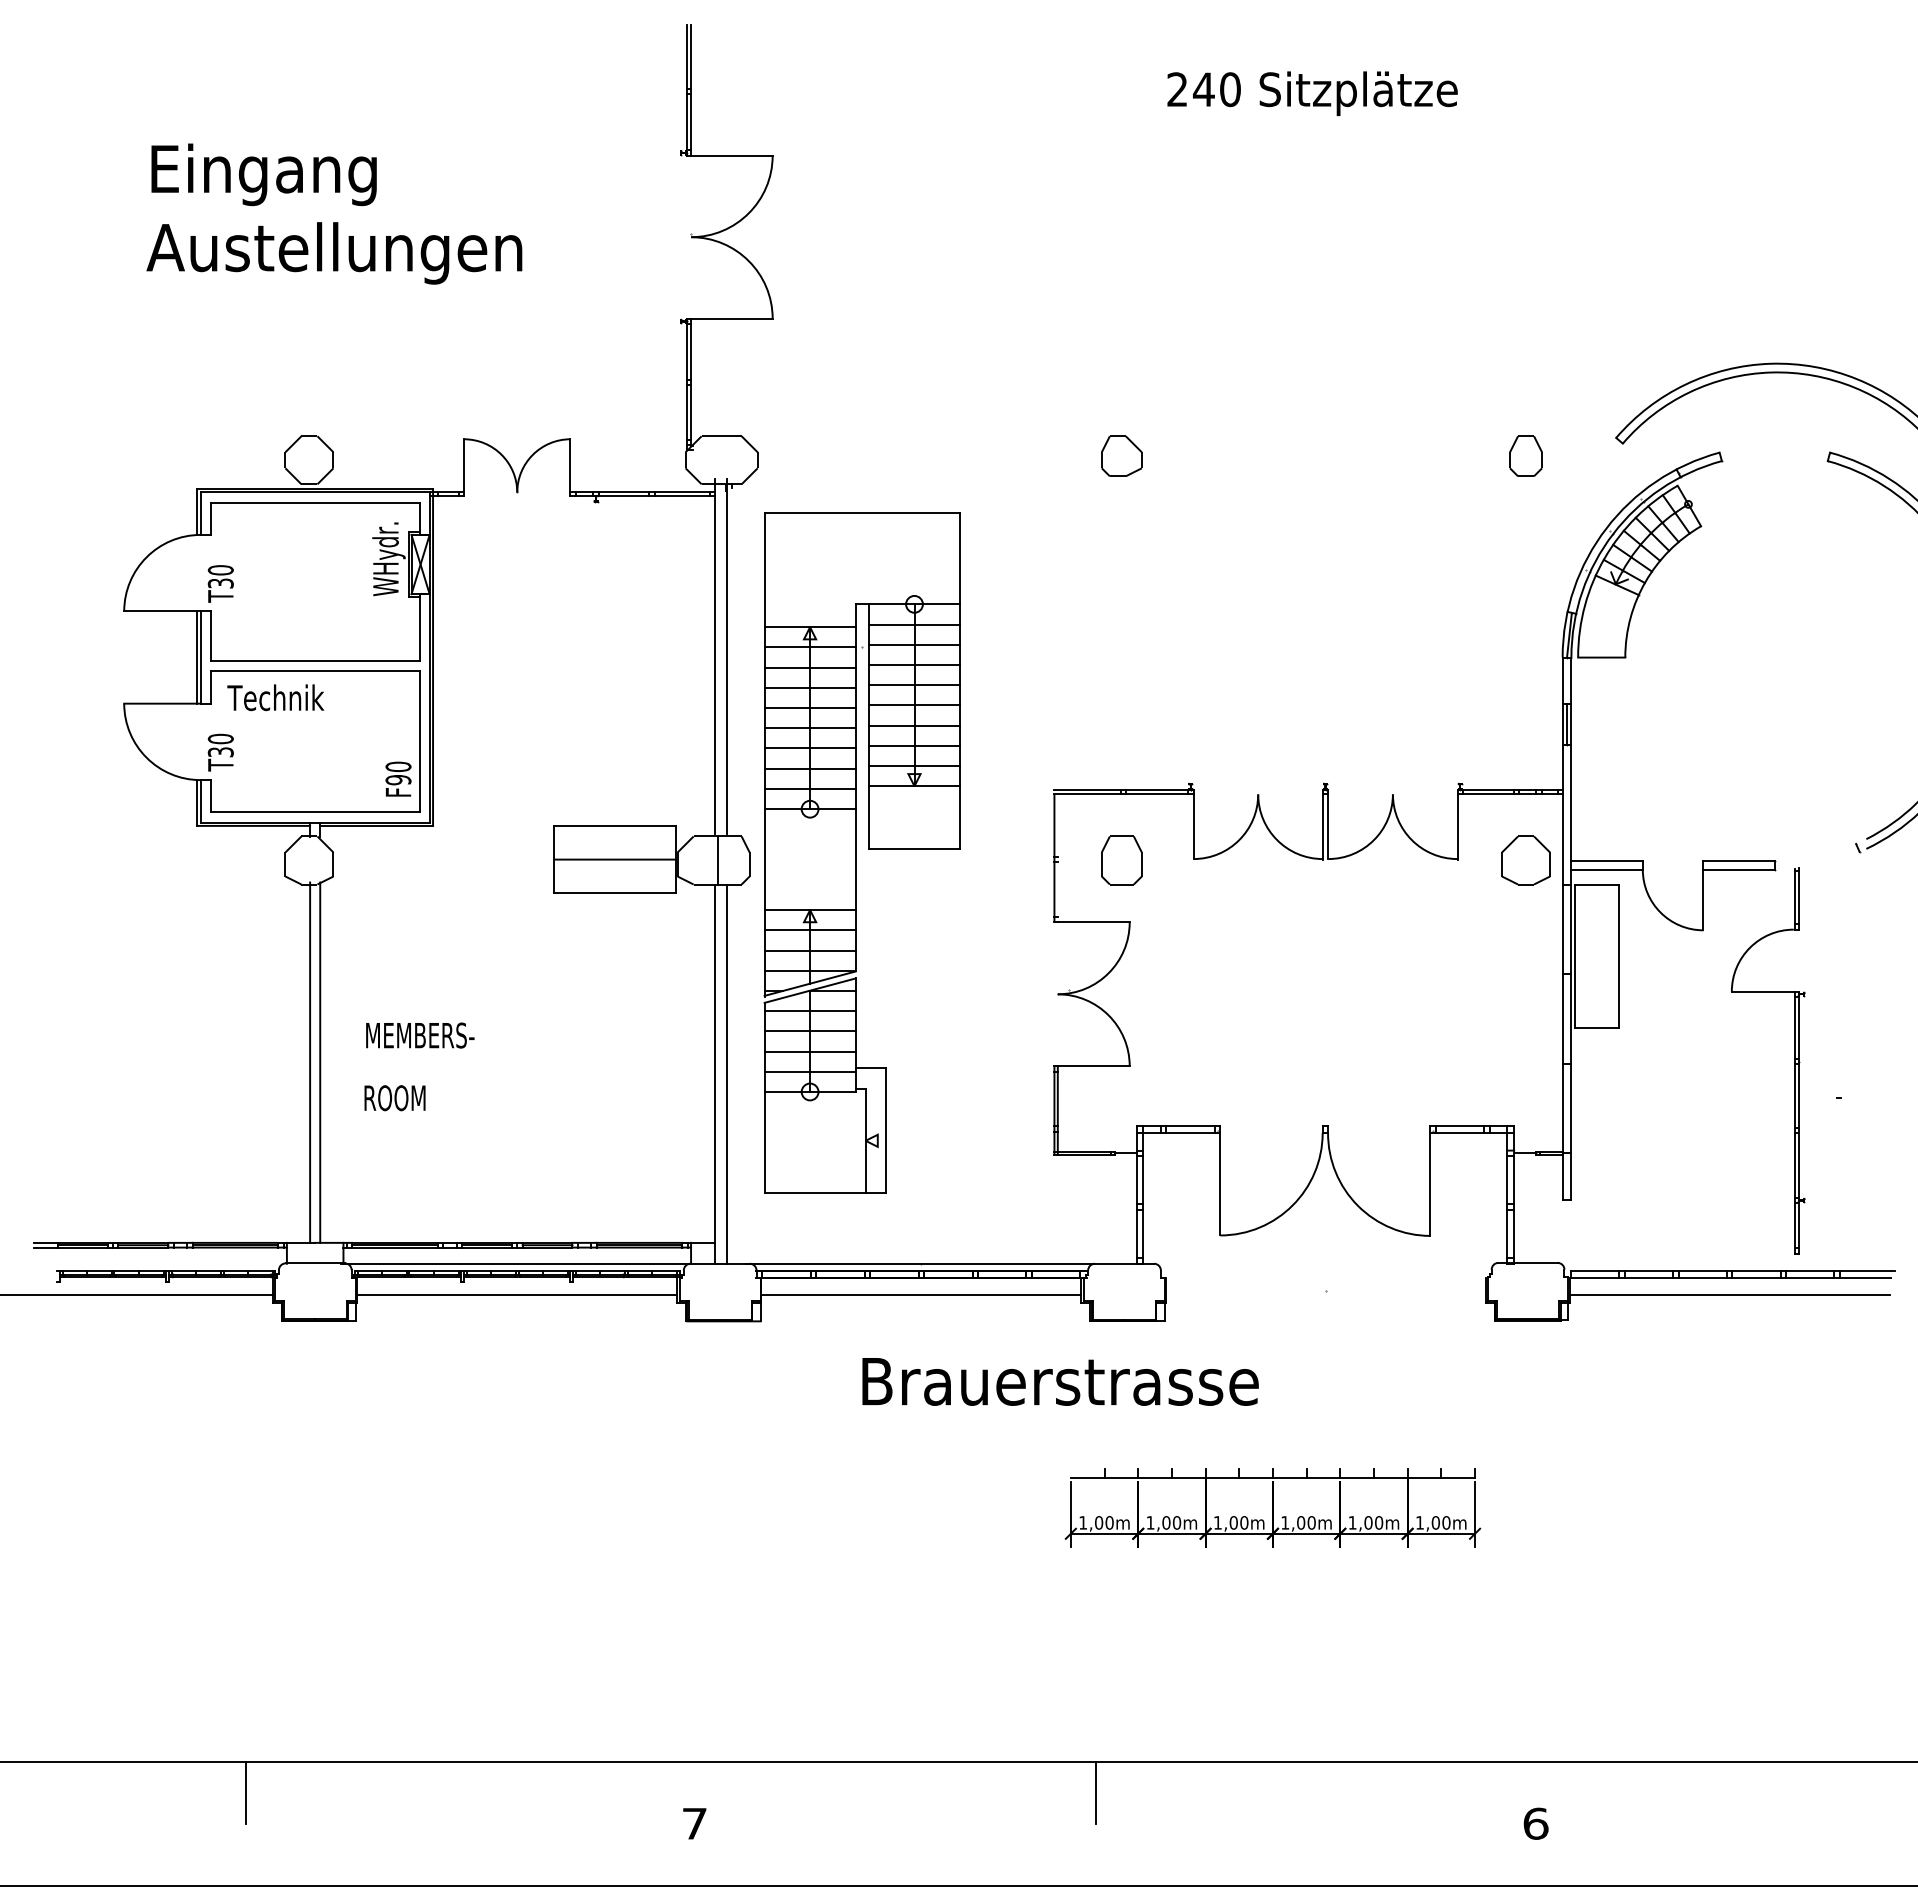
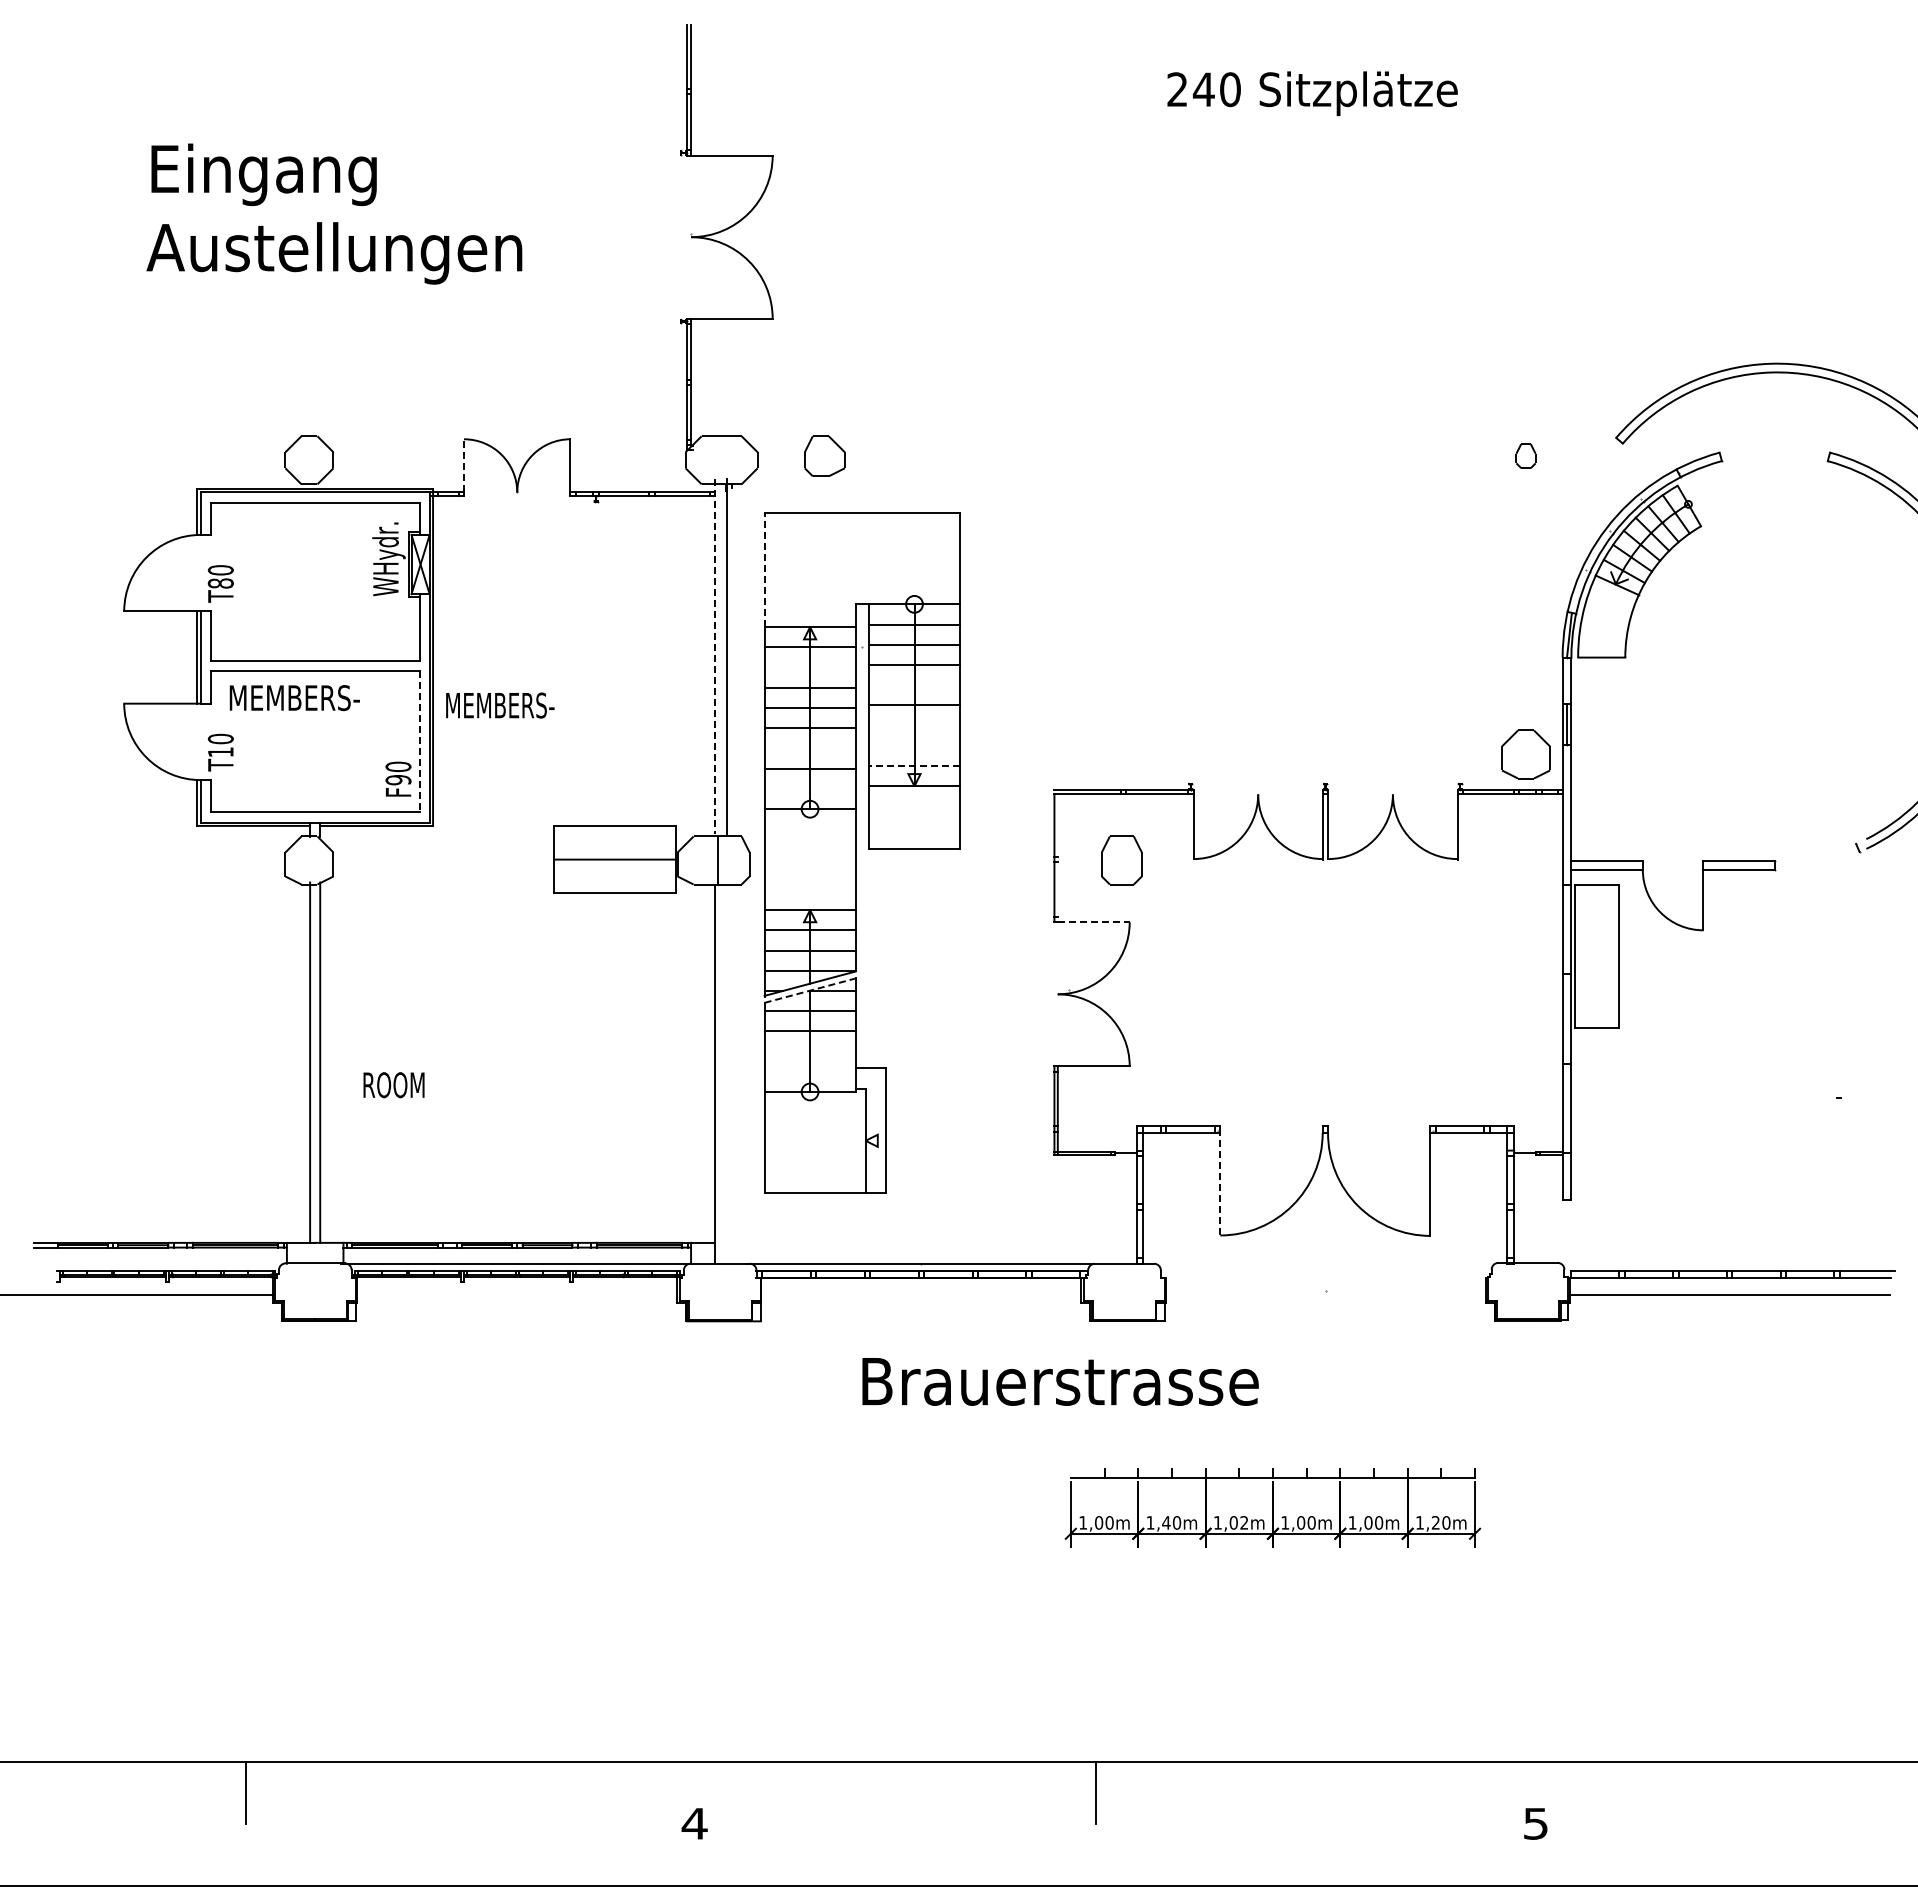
part position: (1121, 455) -> (824, 455) (824, 455)
part size: 34x42 px -> 22x26 px (1525, 455)
line: solid -> dashed (464, 465)
line: solid -> dashed (764, 570)
text: T30 -> T80 (220, 583)
line: solid -> dashed (714, 656)
line: present -> none (809, 667)
line: present -> none (914, 685)
text: Technik -> MEMBERS- (293, 697)
line: present -> none (914, 725)
line: solid -> dashed (419, 741)
line: present -> none (914, 745)
line: present -> none (809, 748)
text: T30 -> T10 (220, 752)
line: solid -> dashed (914, 766)
line: present -> none (809, 788)
part position: (1525, 860) -> (1525, 754) (1525, 754)
line: solid -> dashed (1093, 922)
line: solid -> dashed (810, 990)
text position: (420, 1035) -> (500, 705) (500, 705)
line: present -> none (809, 1051)
part: present -> none (1794, 1060)
line: present -> none (809, 1071)
line: present -> none (726, 1074)
text position: (394, 1098) -> (393, 1085) (393, 1085)
line: solid -> dashed (1220, 1183)
line: present -> none (517, 1294)
line: present -> none (921, 1294)
text: 1,00m -> 1,40m (1166, 1522)
text: 1,00m -> 1,02m (1244, 1522)
text: 1,00m -> 1,20m (1435, 1522)
text: 7 -> 4 (694, 1823)
text: 6 -> 5 (1535, 1823)
